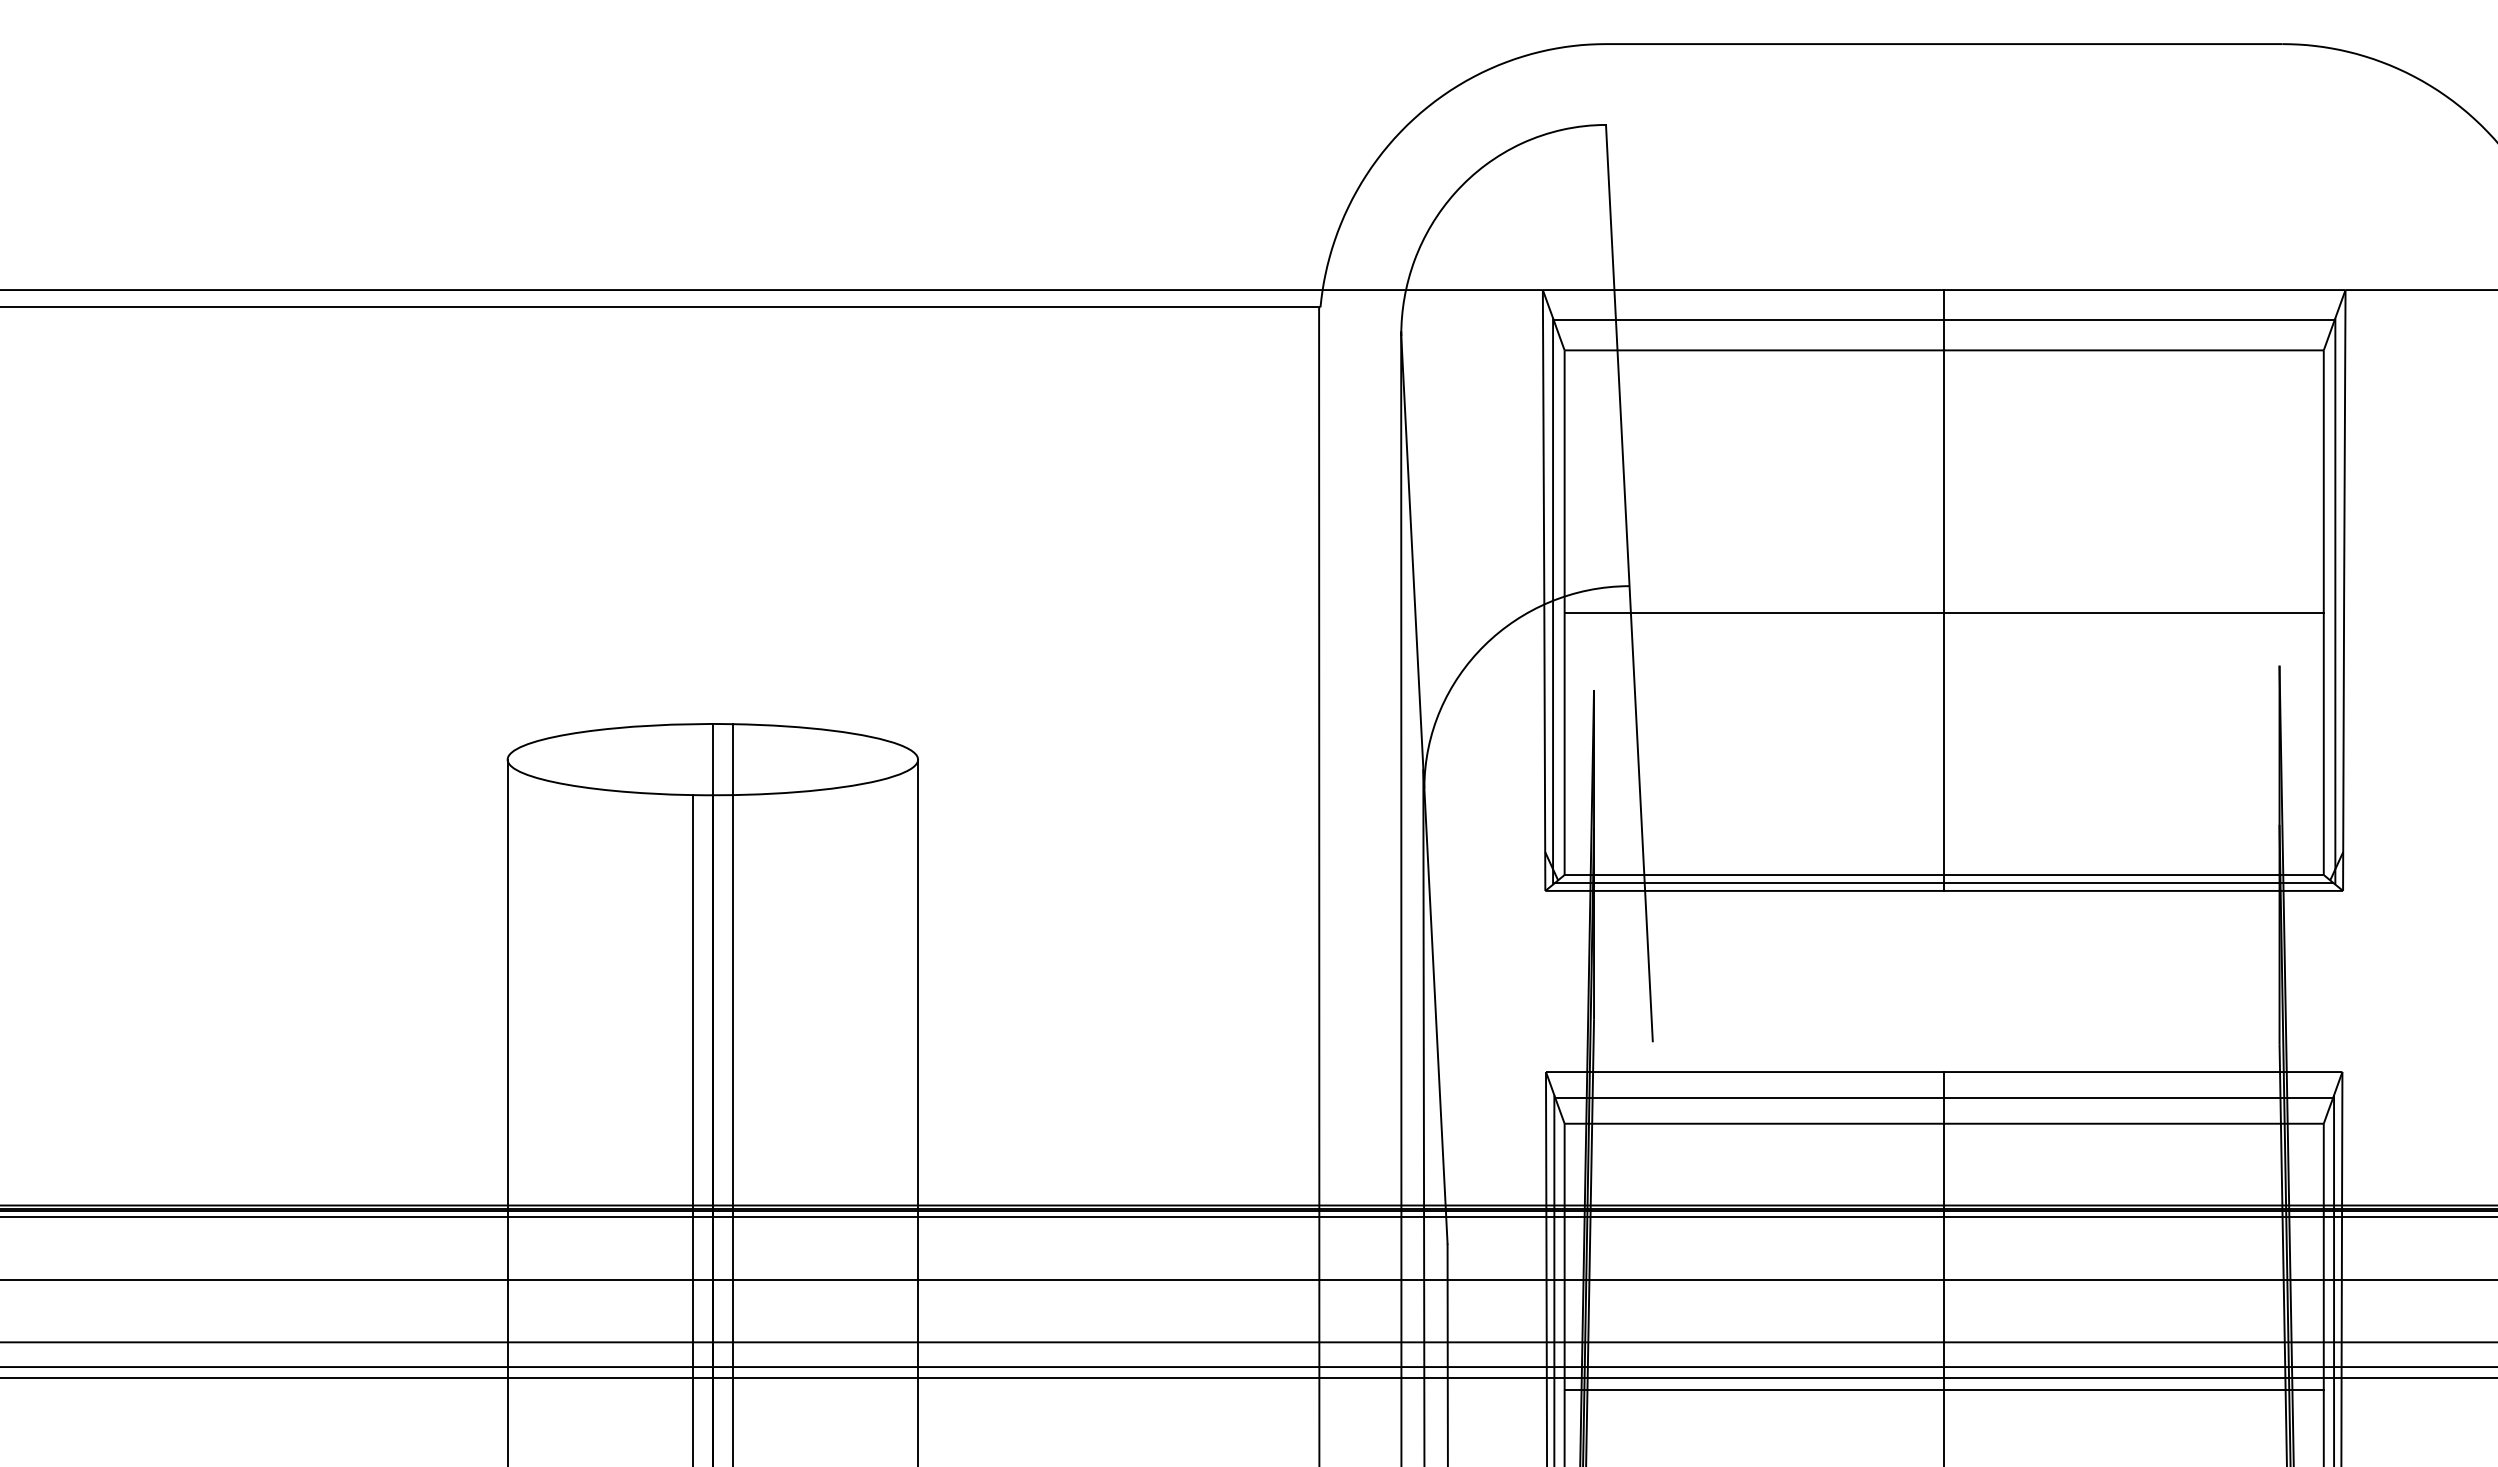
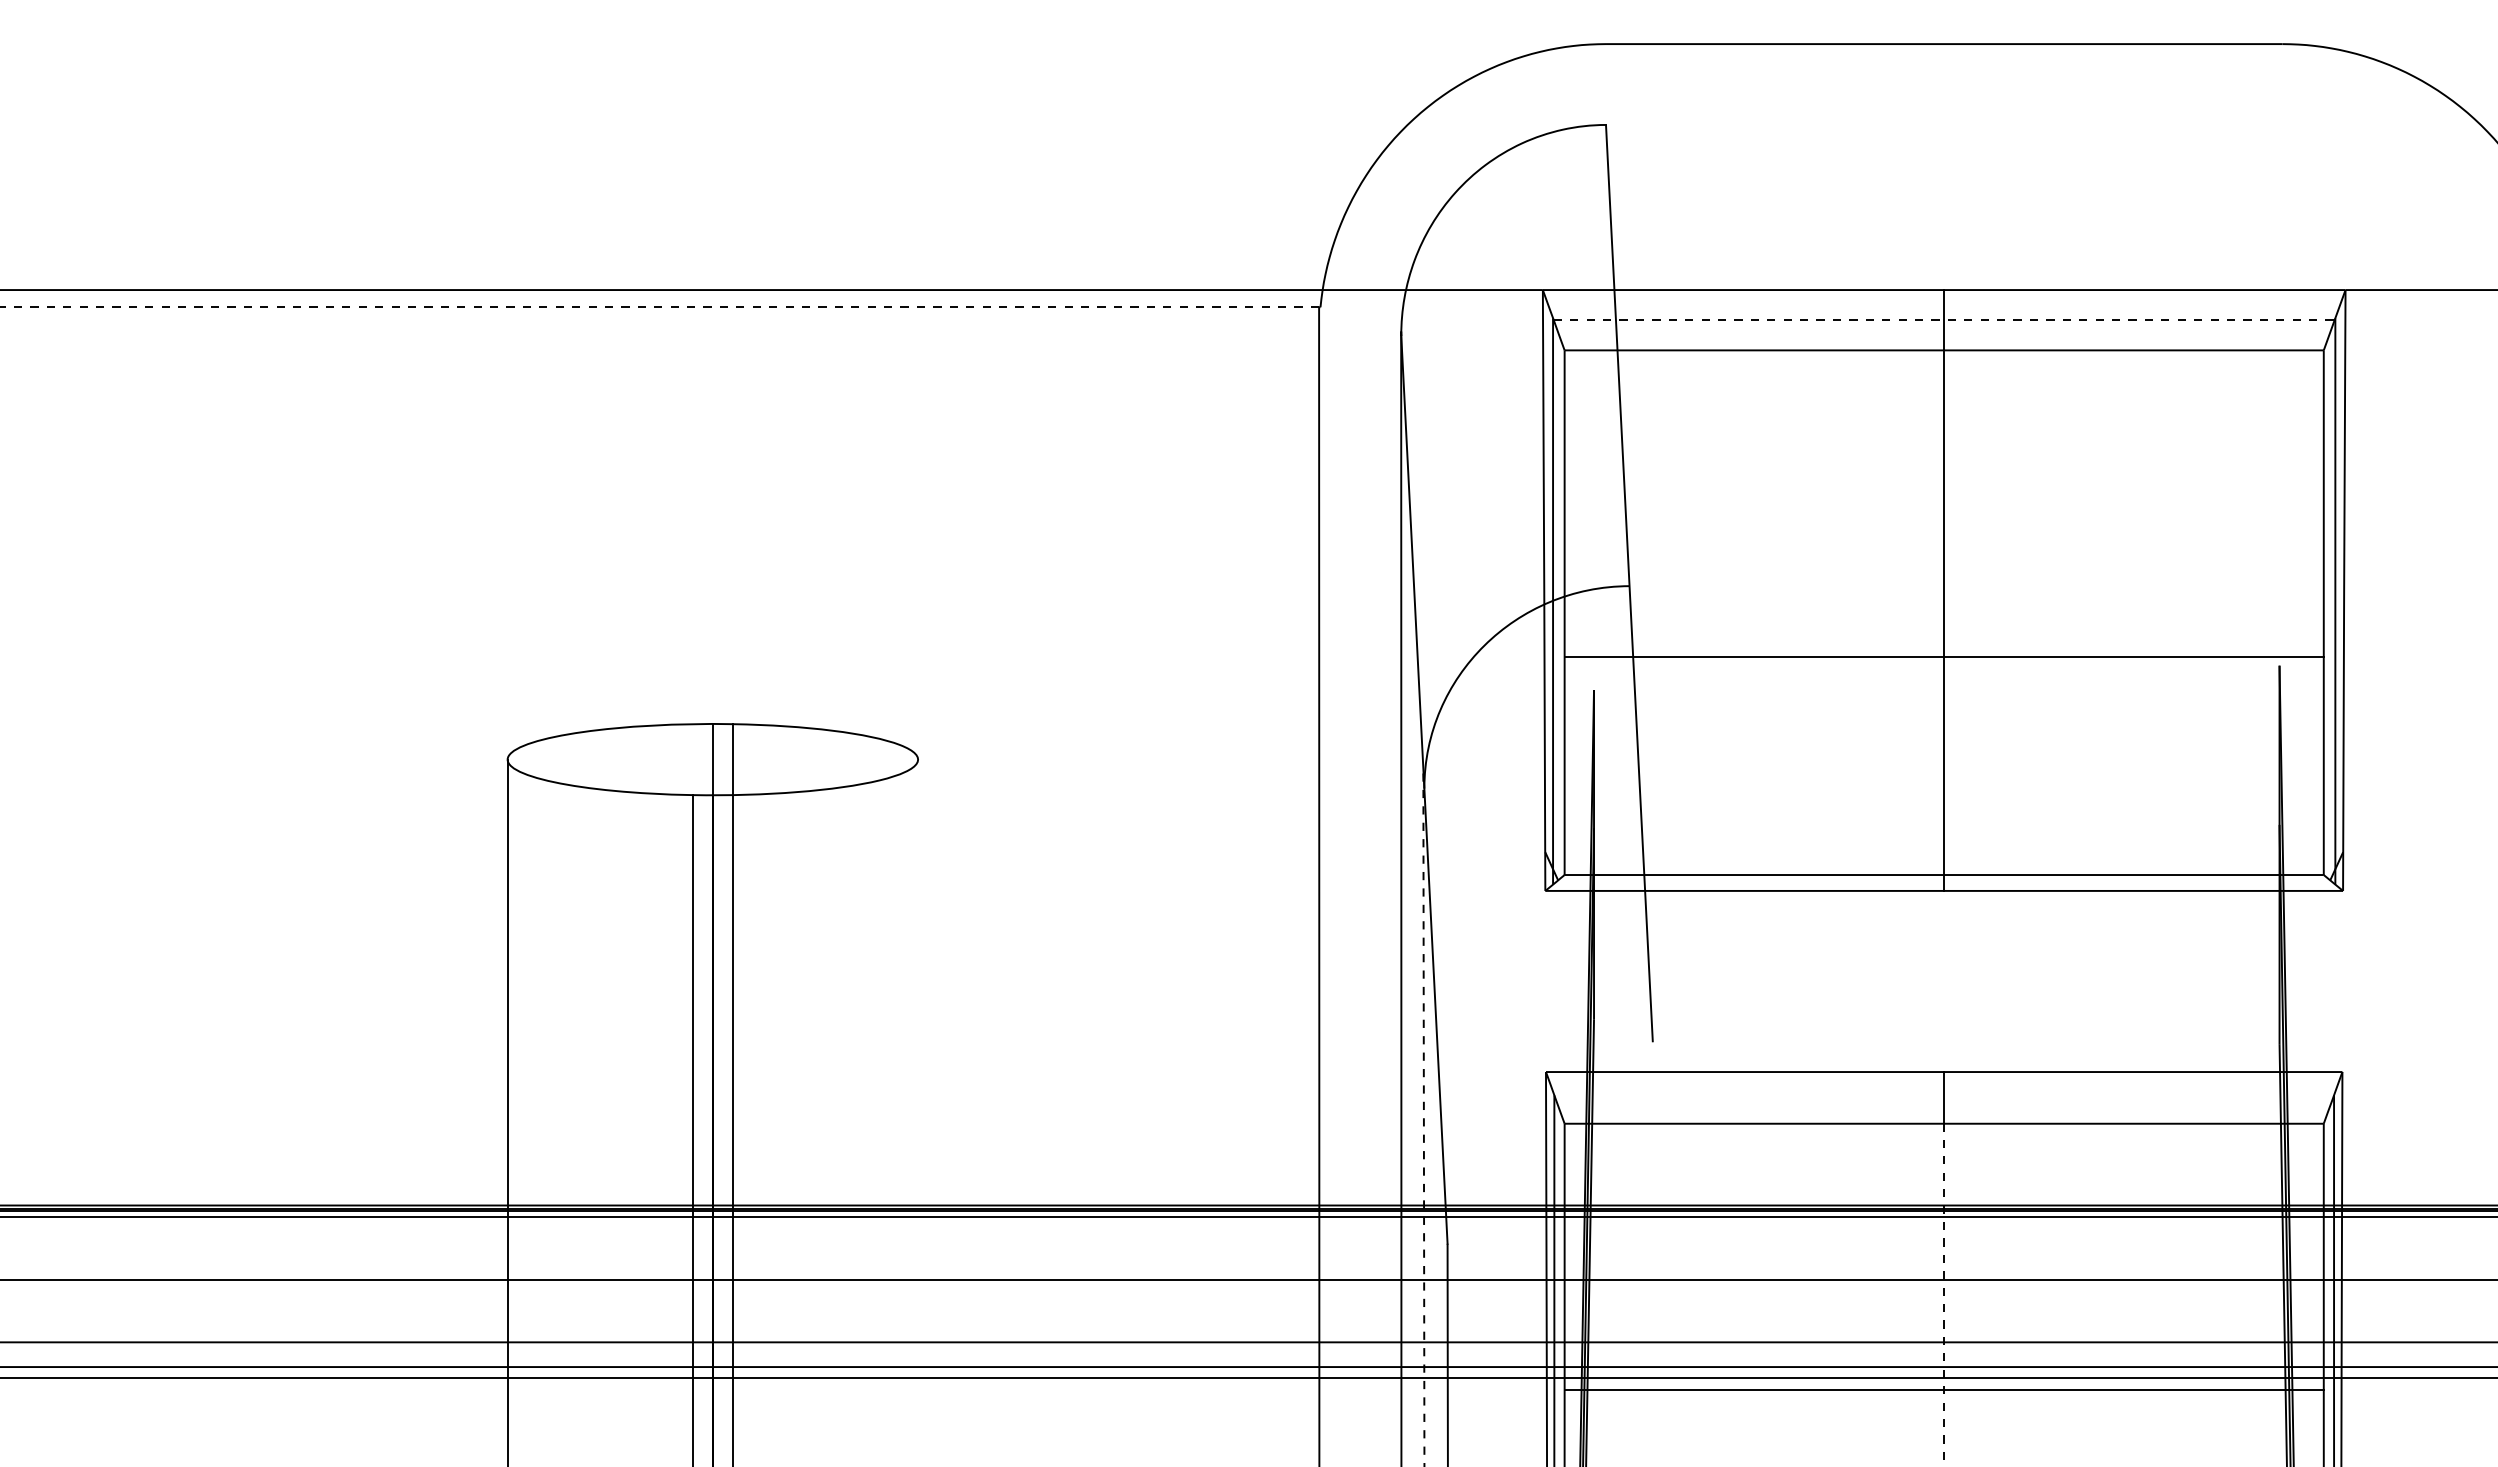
line: solid -> dashed (659, 307)
line: solid -> dashed (1944, 320)
line position: (1943, 612) -> (1943, 656) (1943, 656)
line: present -> none (1944, 882)
line: present -> none (1944, 1097)
line: present -> none (918, 1111)
line: solid -> dashed (1423, 1117)
line: solid -> dashed (1944, 1294)
